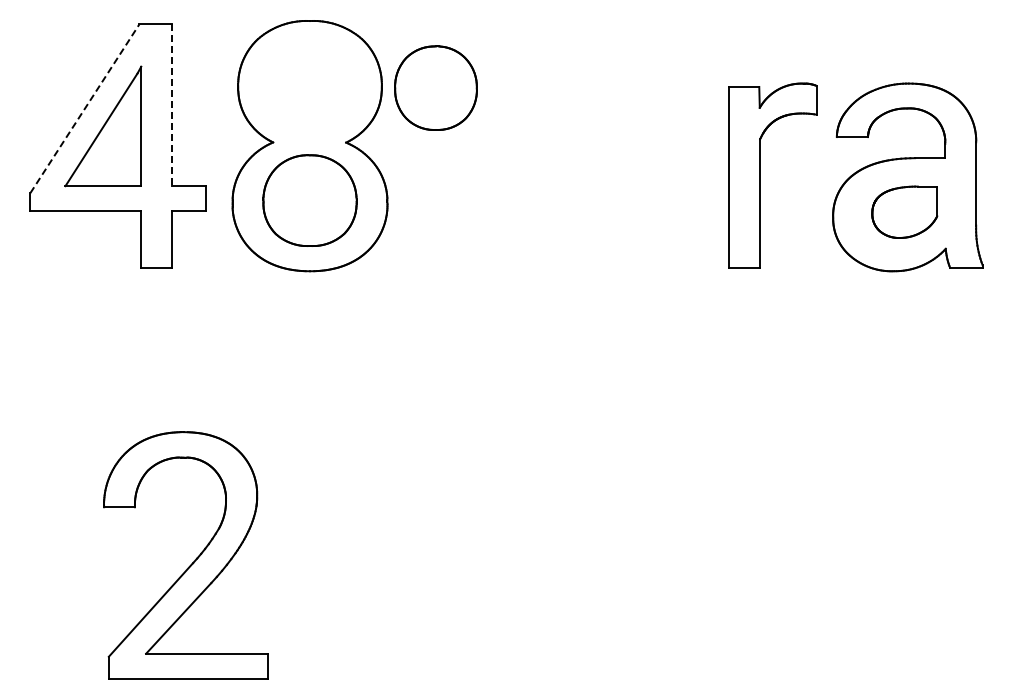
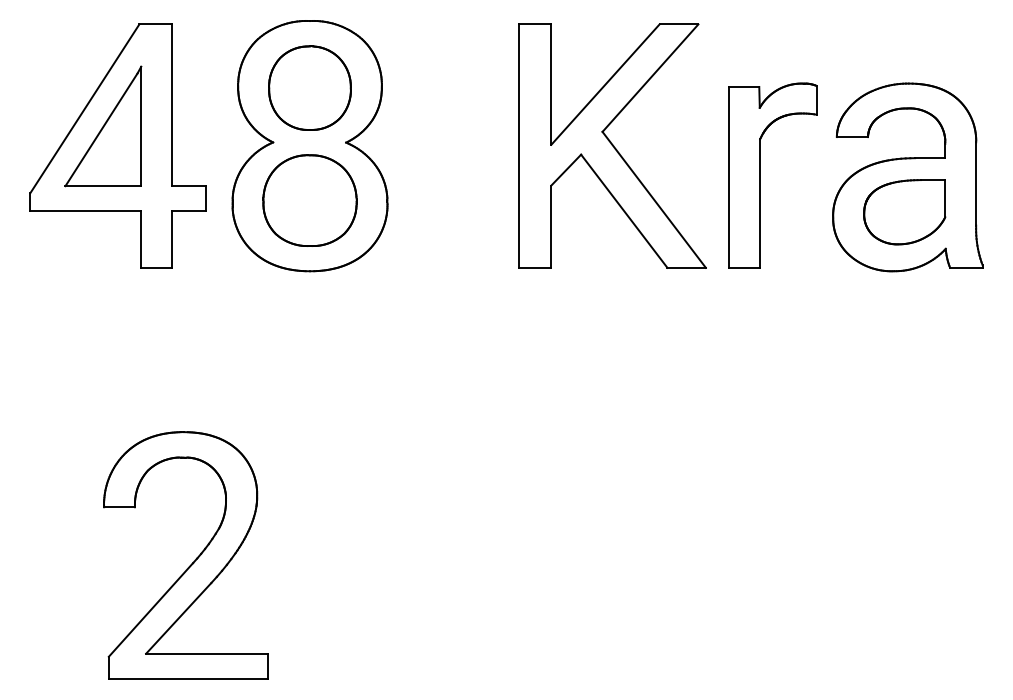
part position: (435, 87) -> (309, 87) (309, 87)
line: dashed -> solid (172, 105)
line: dashed -> solid (85, 108)
part: none -> present (612, 145)
part size: 68x54 px -> 84x67 px (904, 212)
